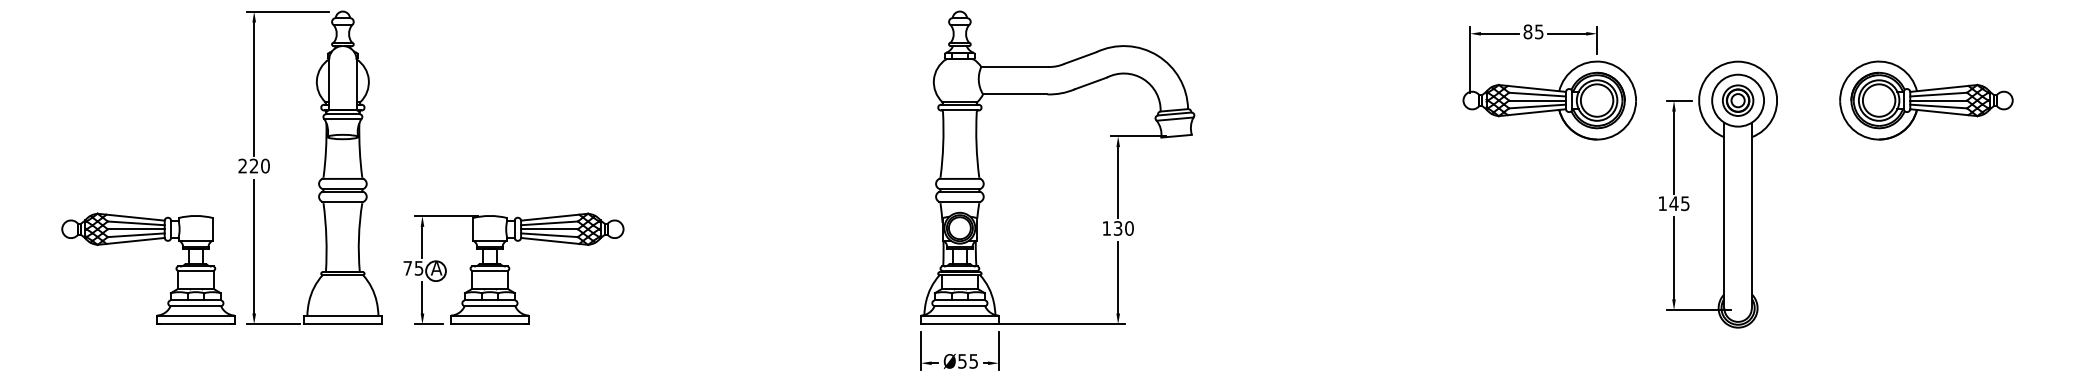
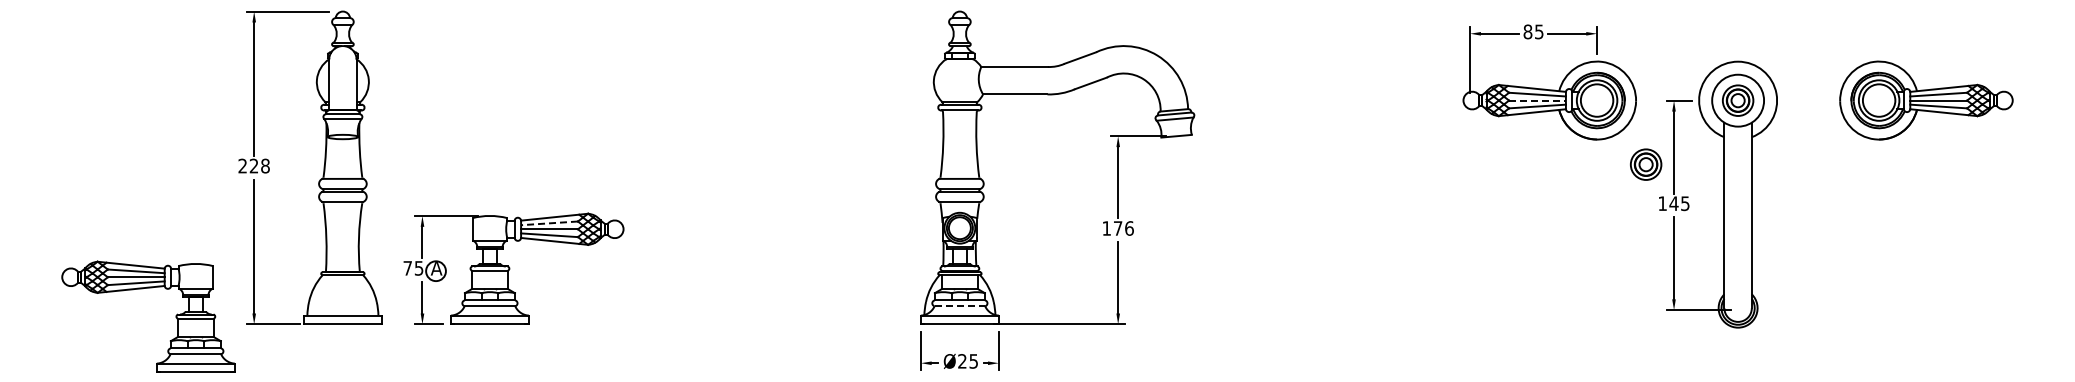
line: solid -> dashed (1538, 100)
part: none -> present (1646, 164)
text: 220 -> 228 (265, 166)
line: solid -> dashed (549, 223)
text: 130 -> 176 (1123, 228)
part position: (175, 268) -> (175, 316) (175, 316)
line: solid -> dashed (960, 306)
text: Ø55 -> Ø25 (962, 361)
